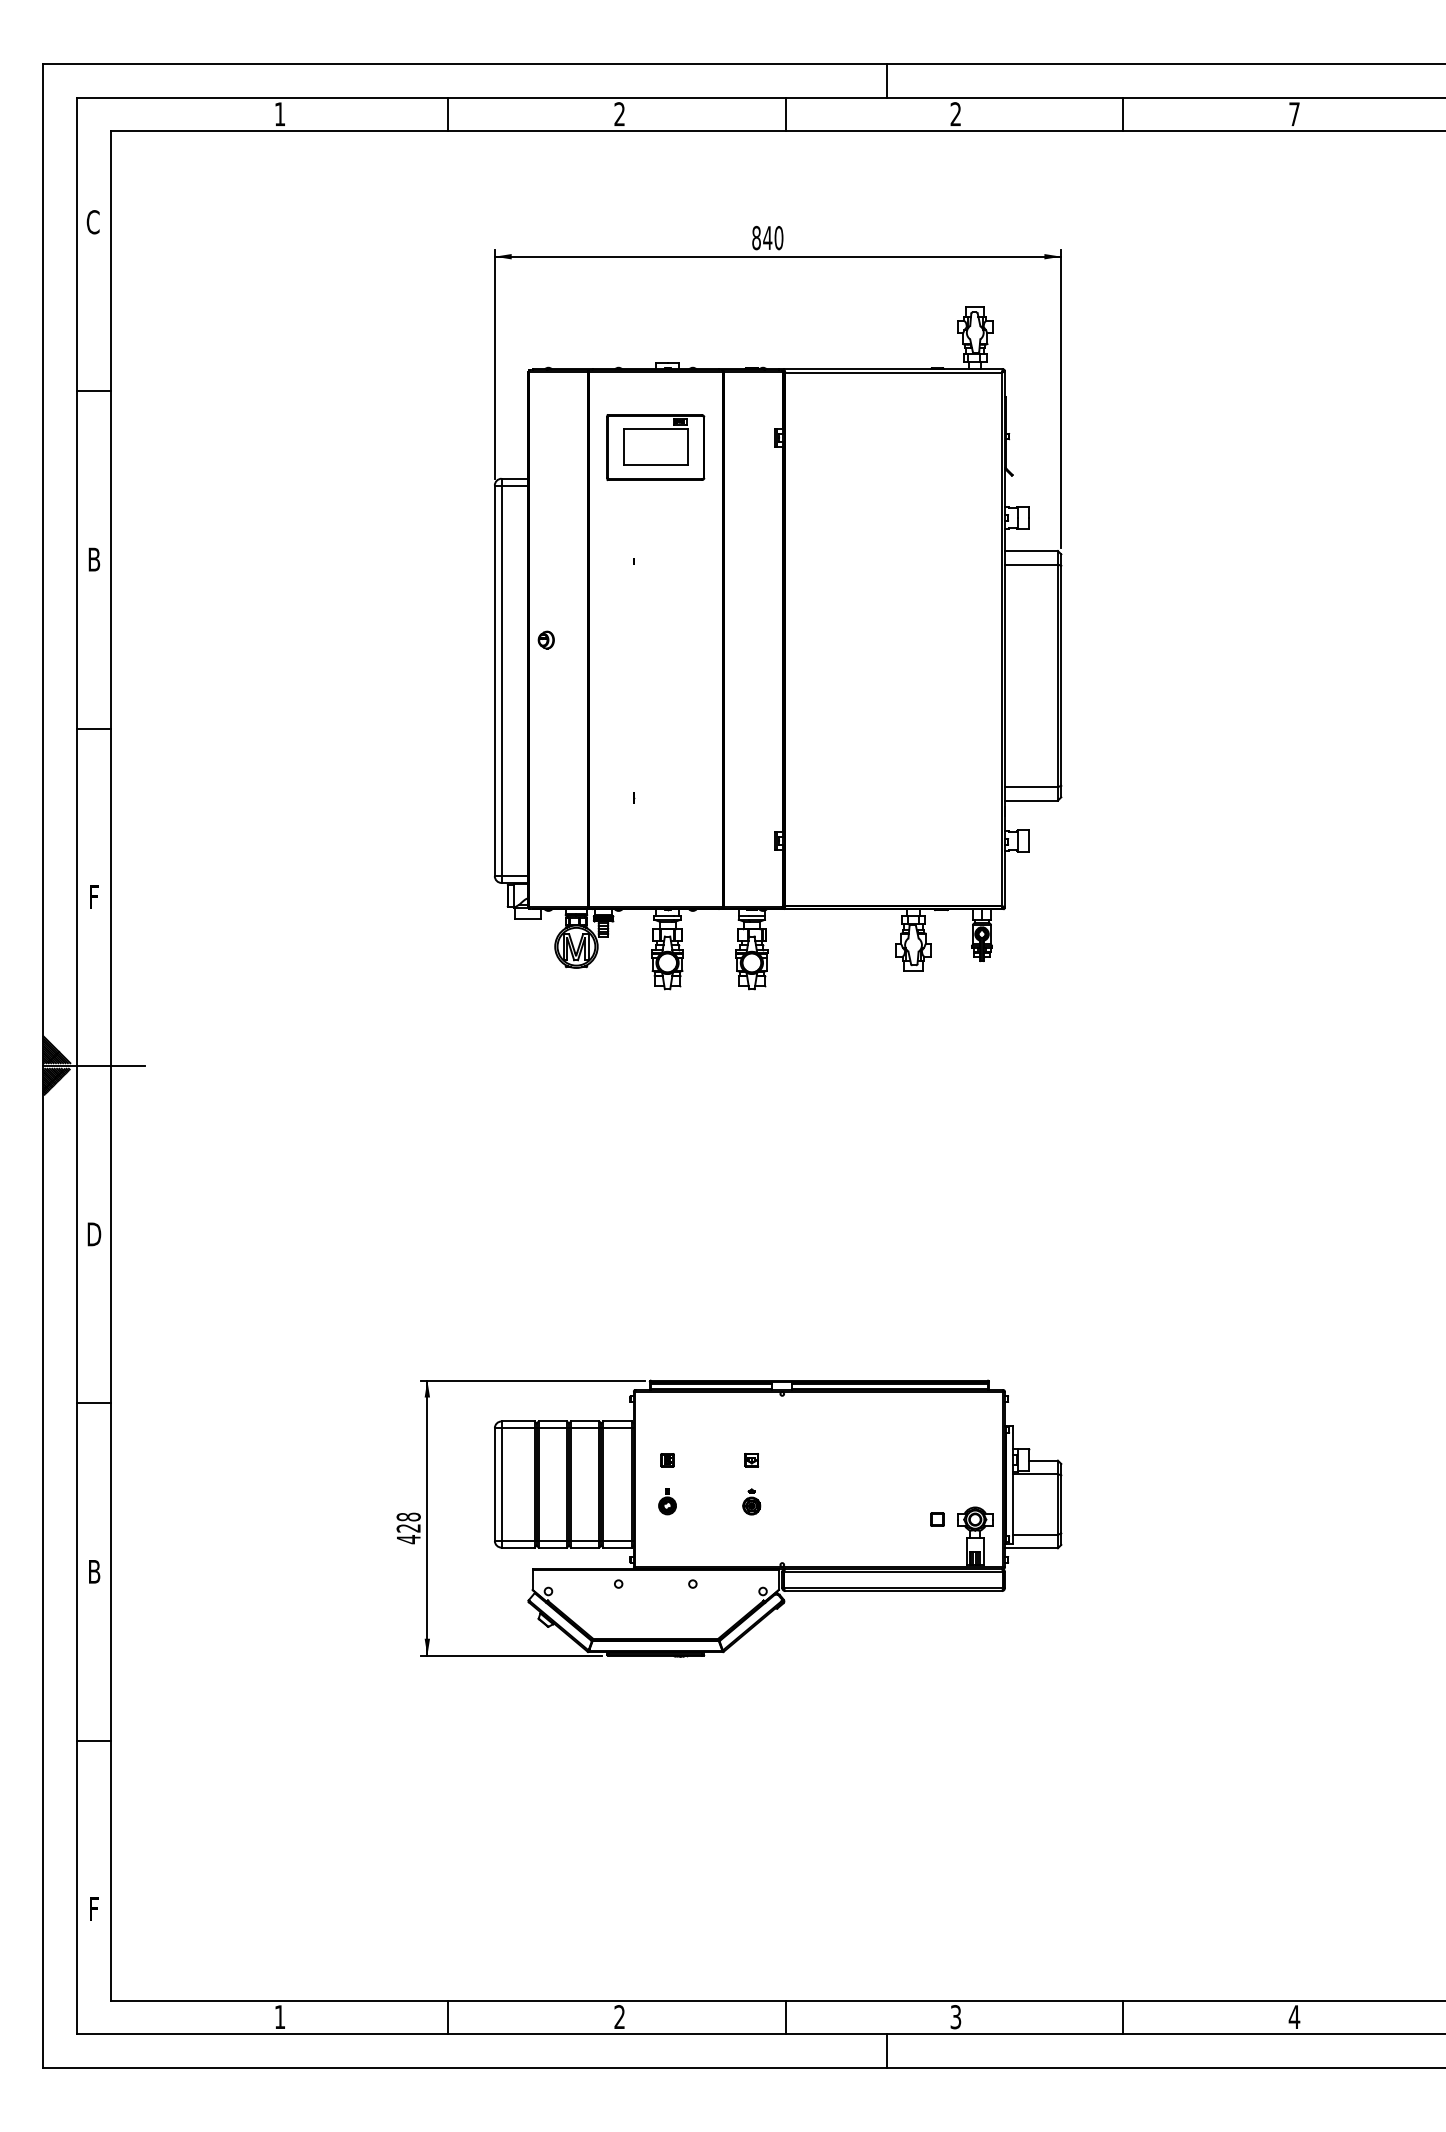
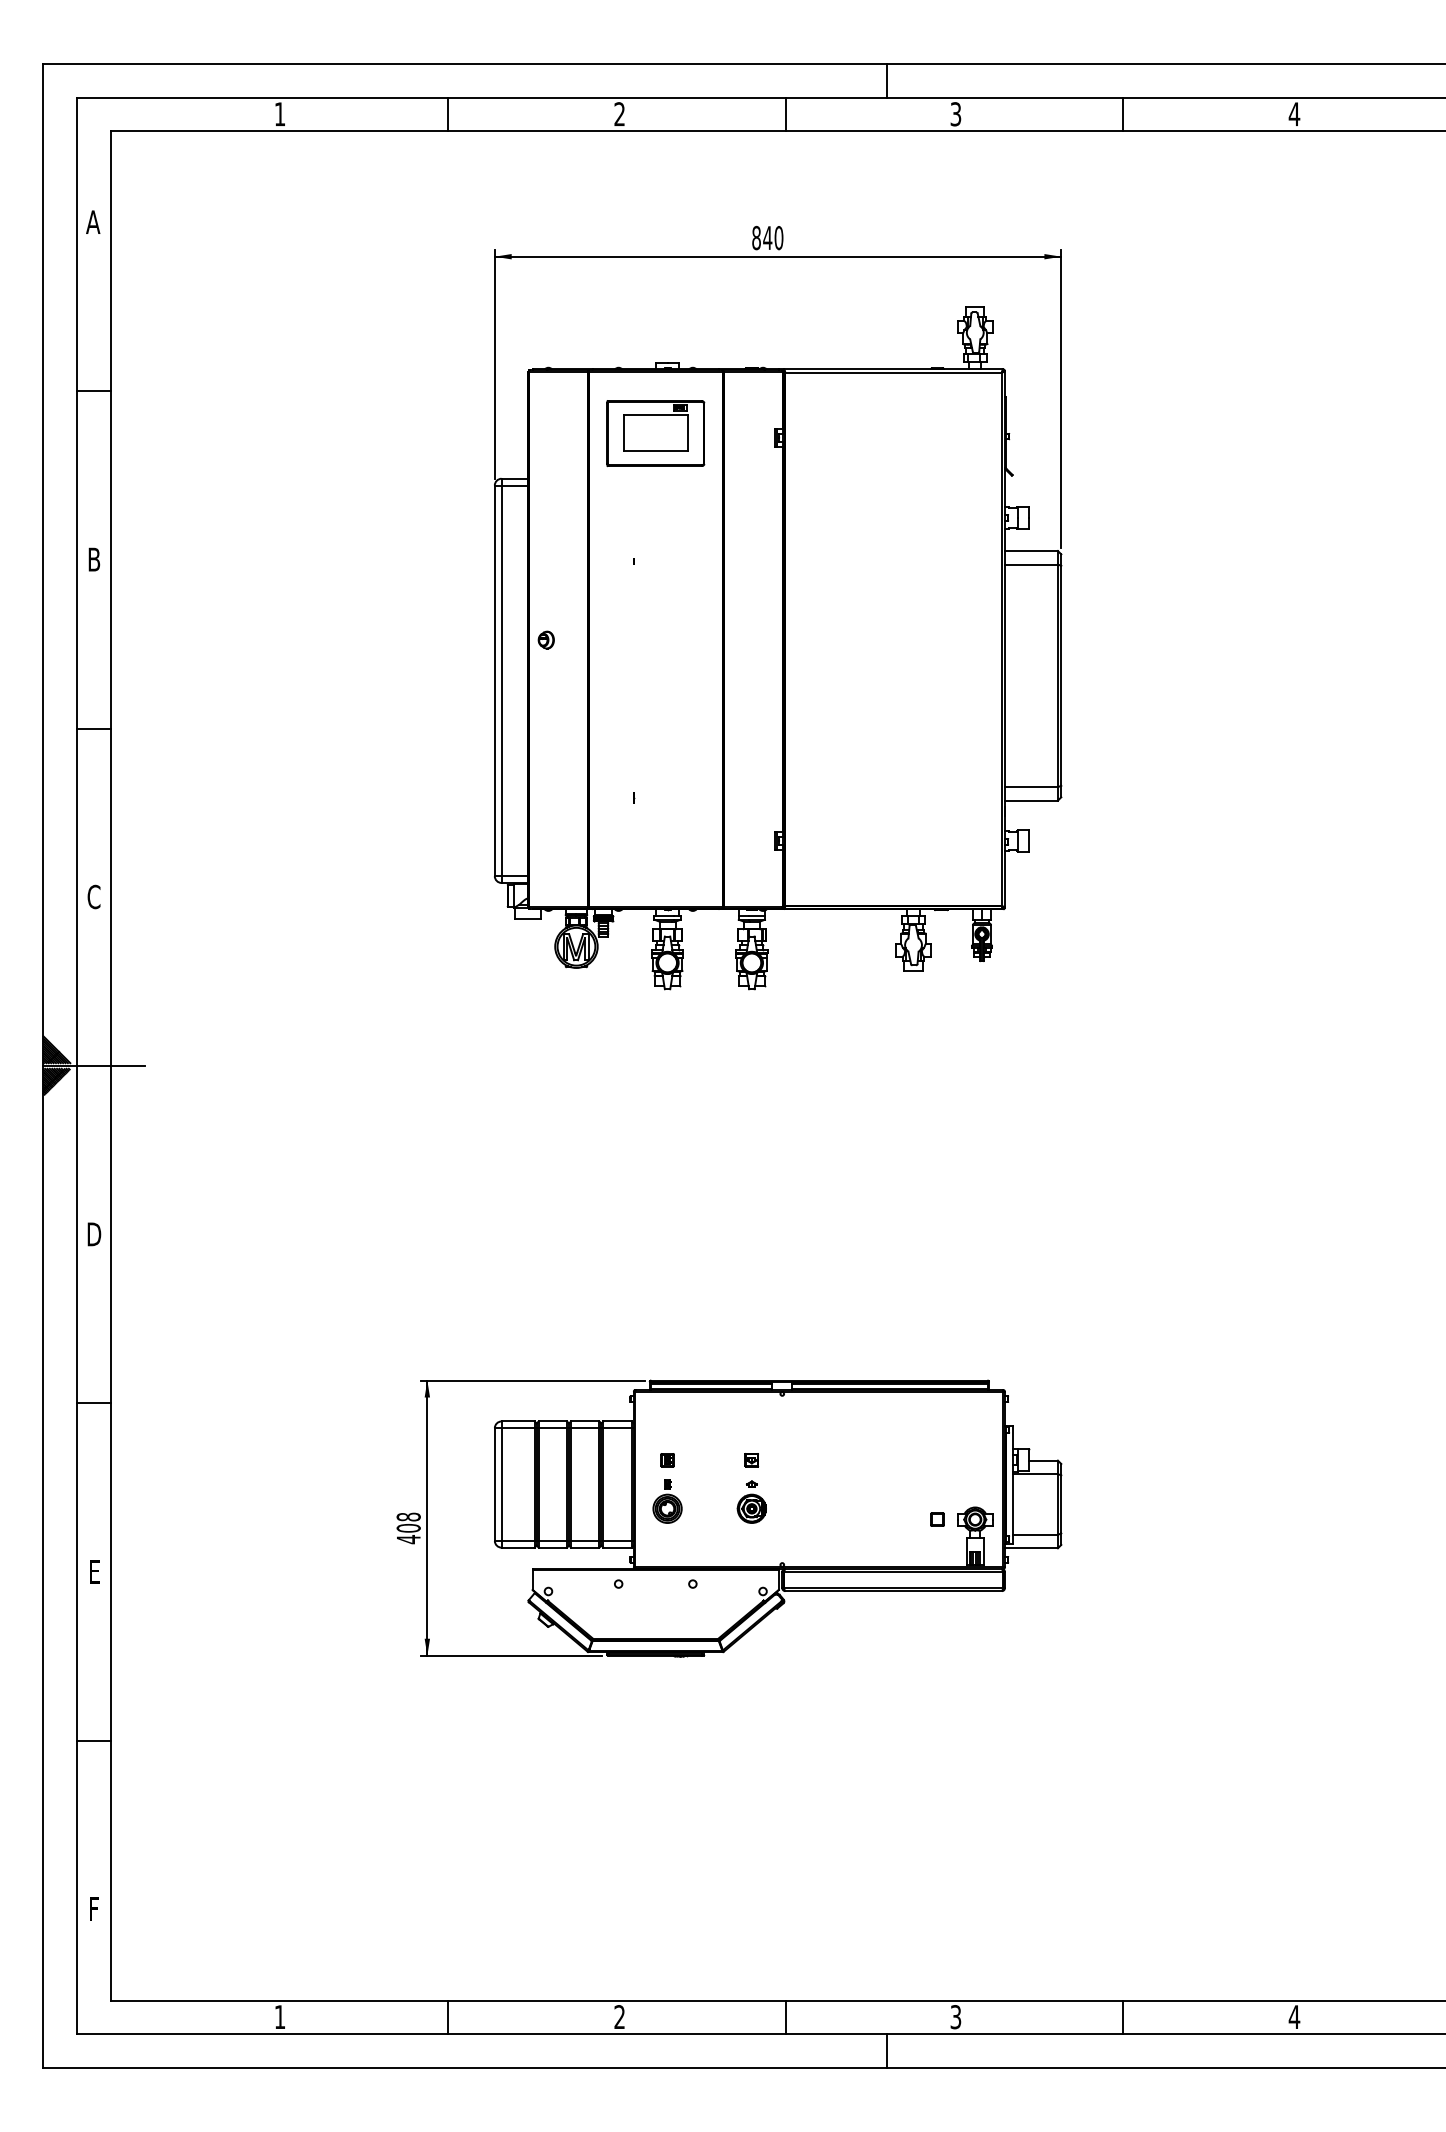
text: 2 -> 3 (955, 114)
text: 7 -> 4 (1294, 114)
text: C -> A (93, 222)
part position: (655, 447) -> (655, 433) (655, 433)
text: F -> C (93, 896)
part size: 19x28 px -> 31x45 px (667, 1501)
part size: 20x28 px -> 31x44 px (751, 1501)
text: 428 -> 408 (408, 1527)
text: B -> E (94, 1571)
